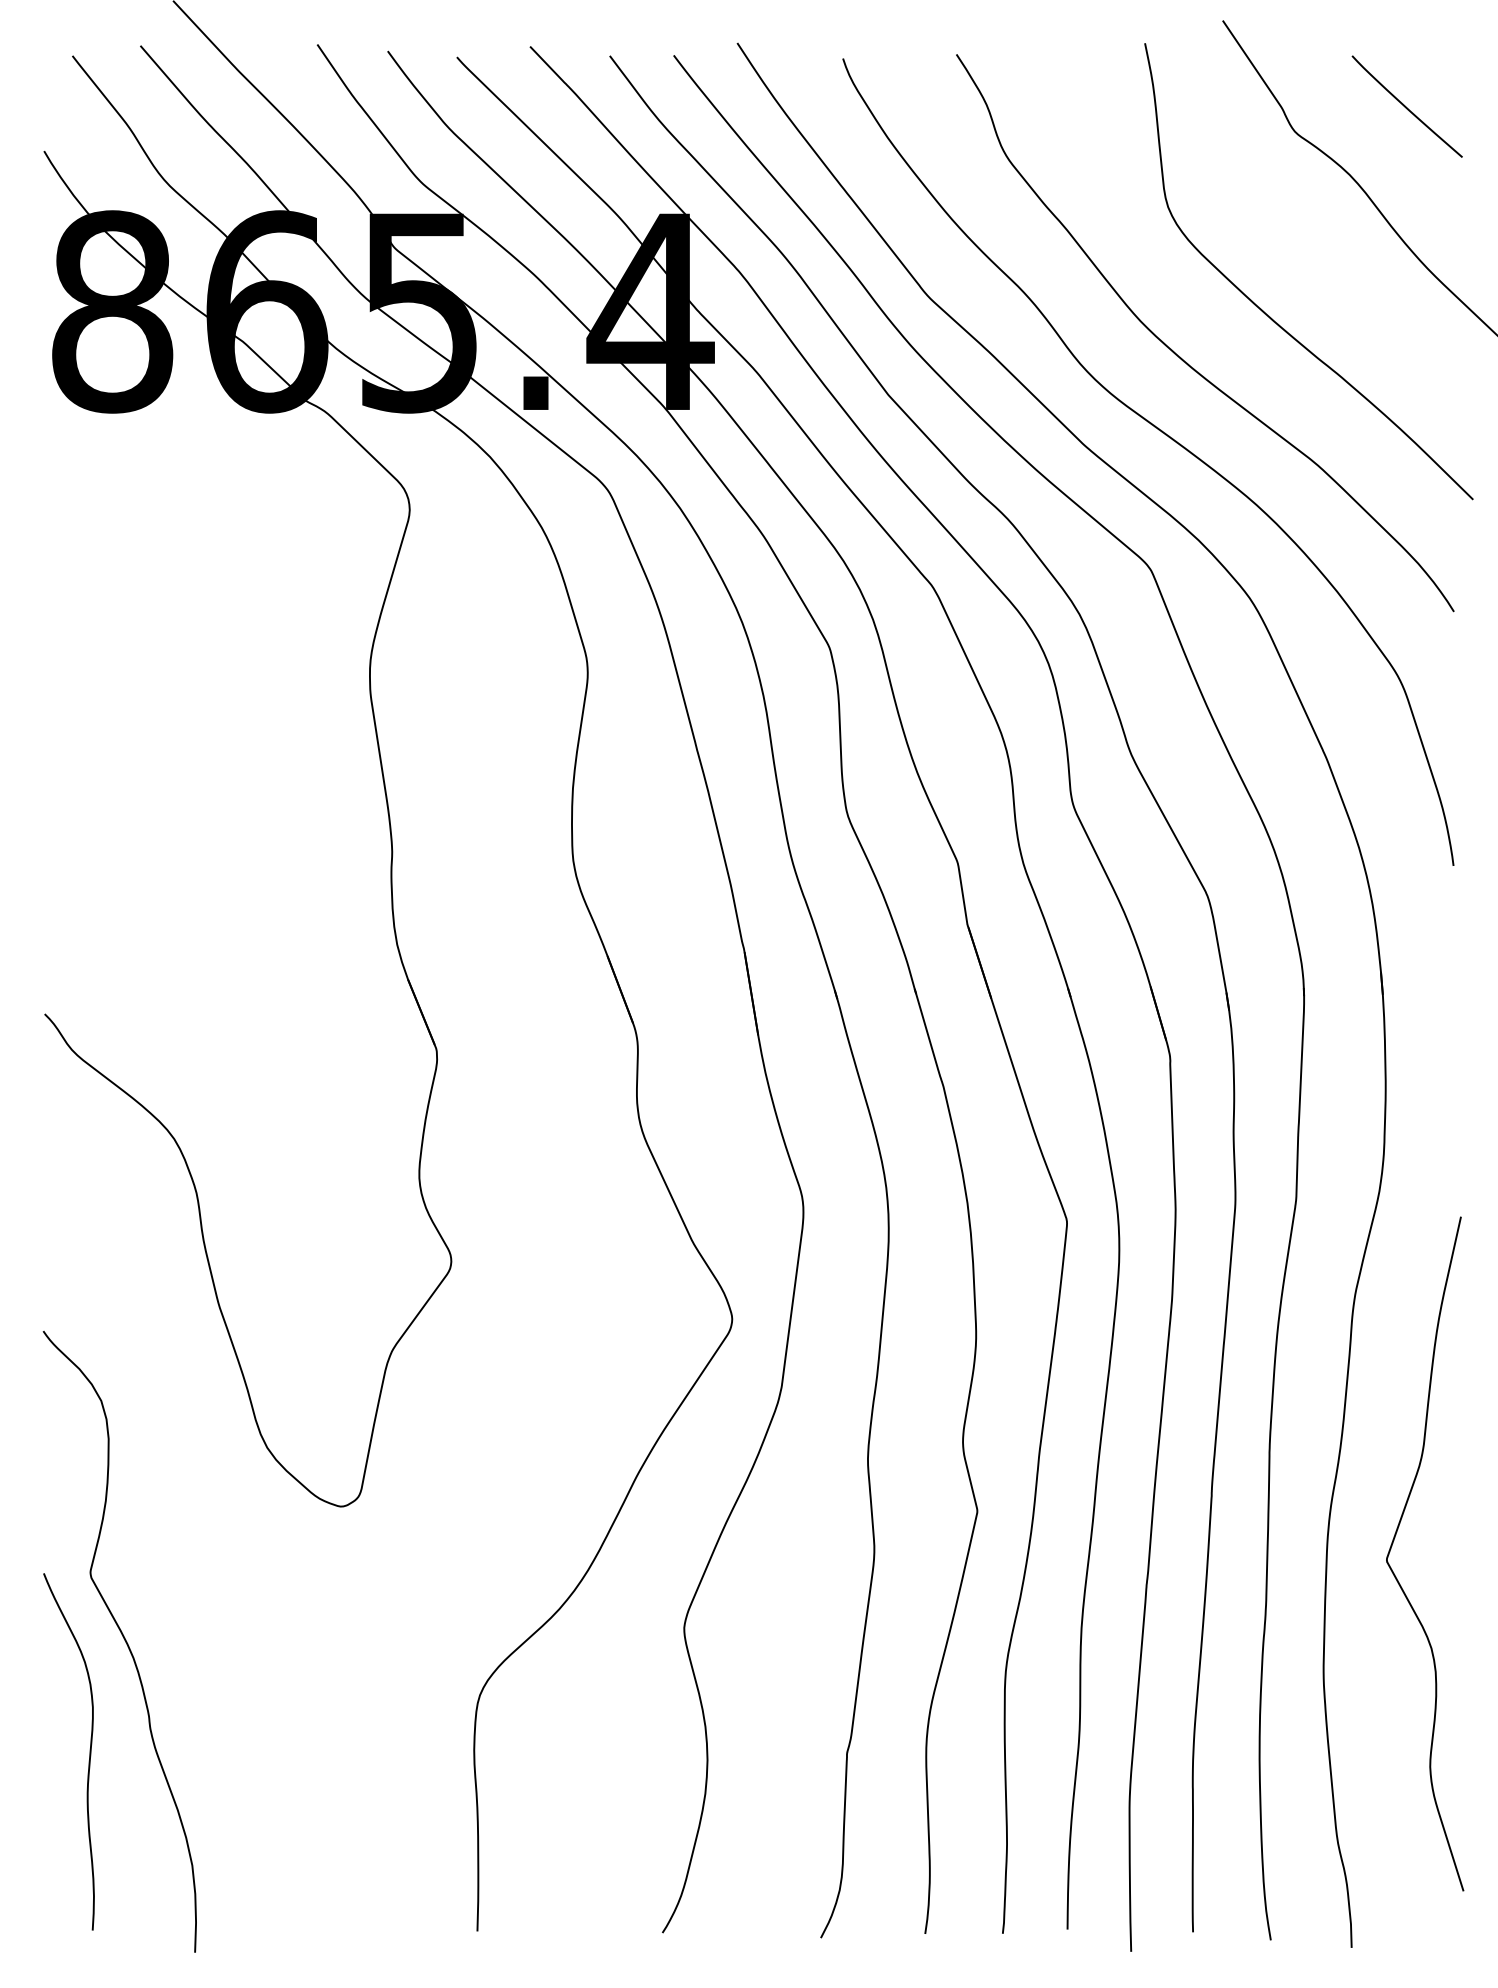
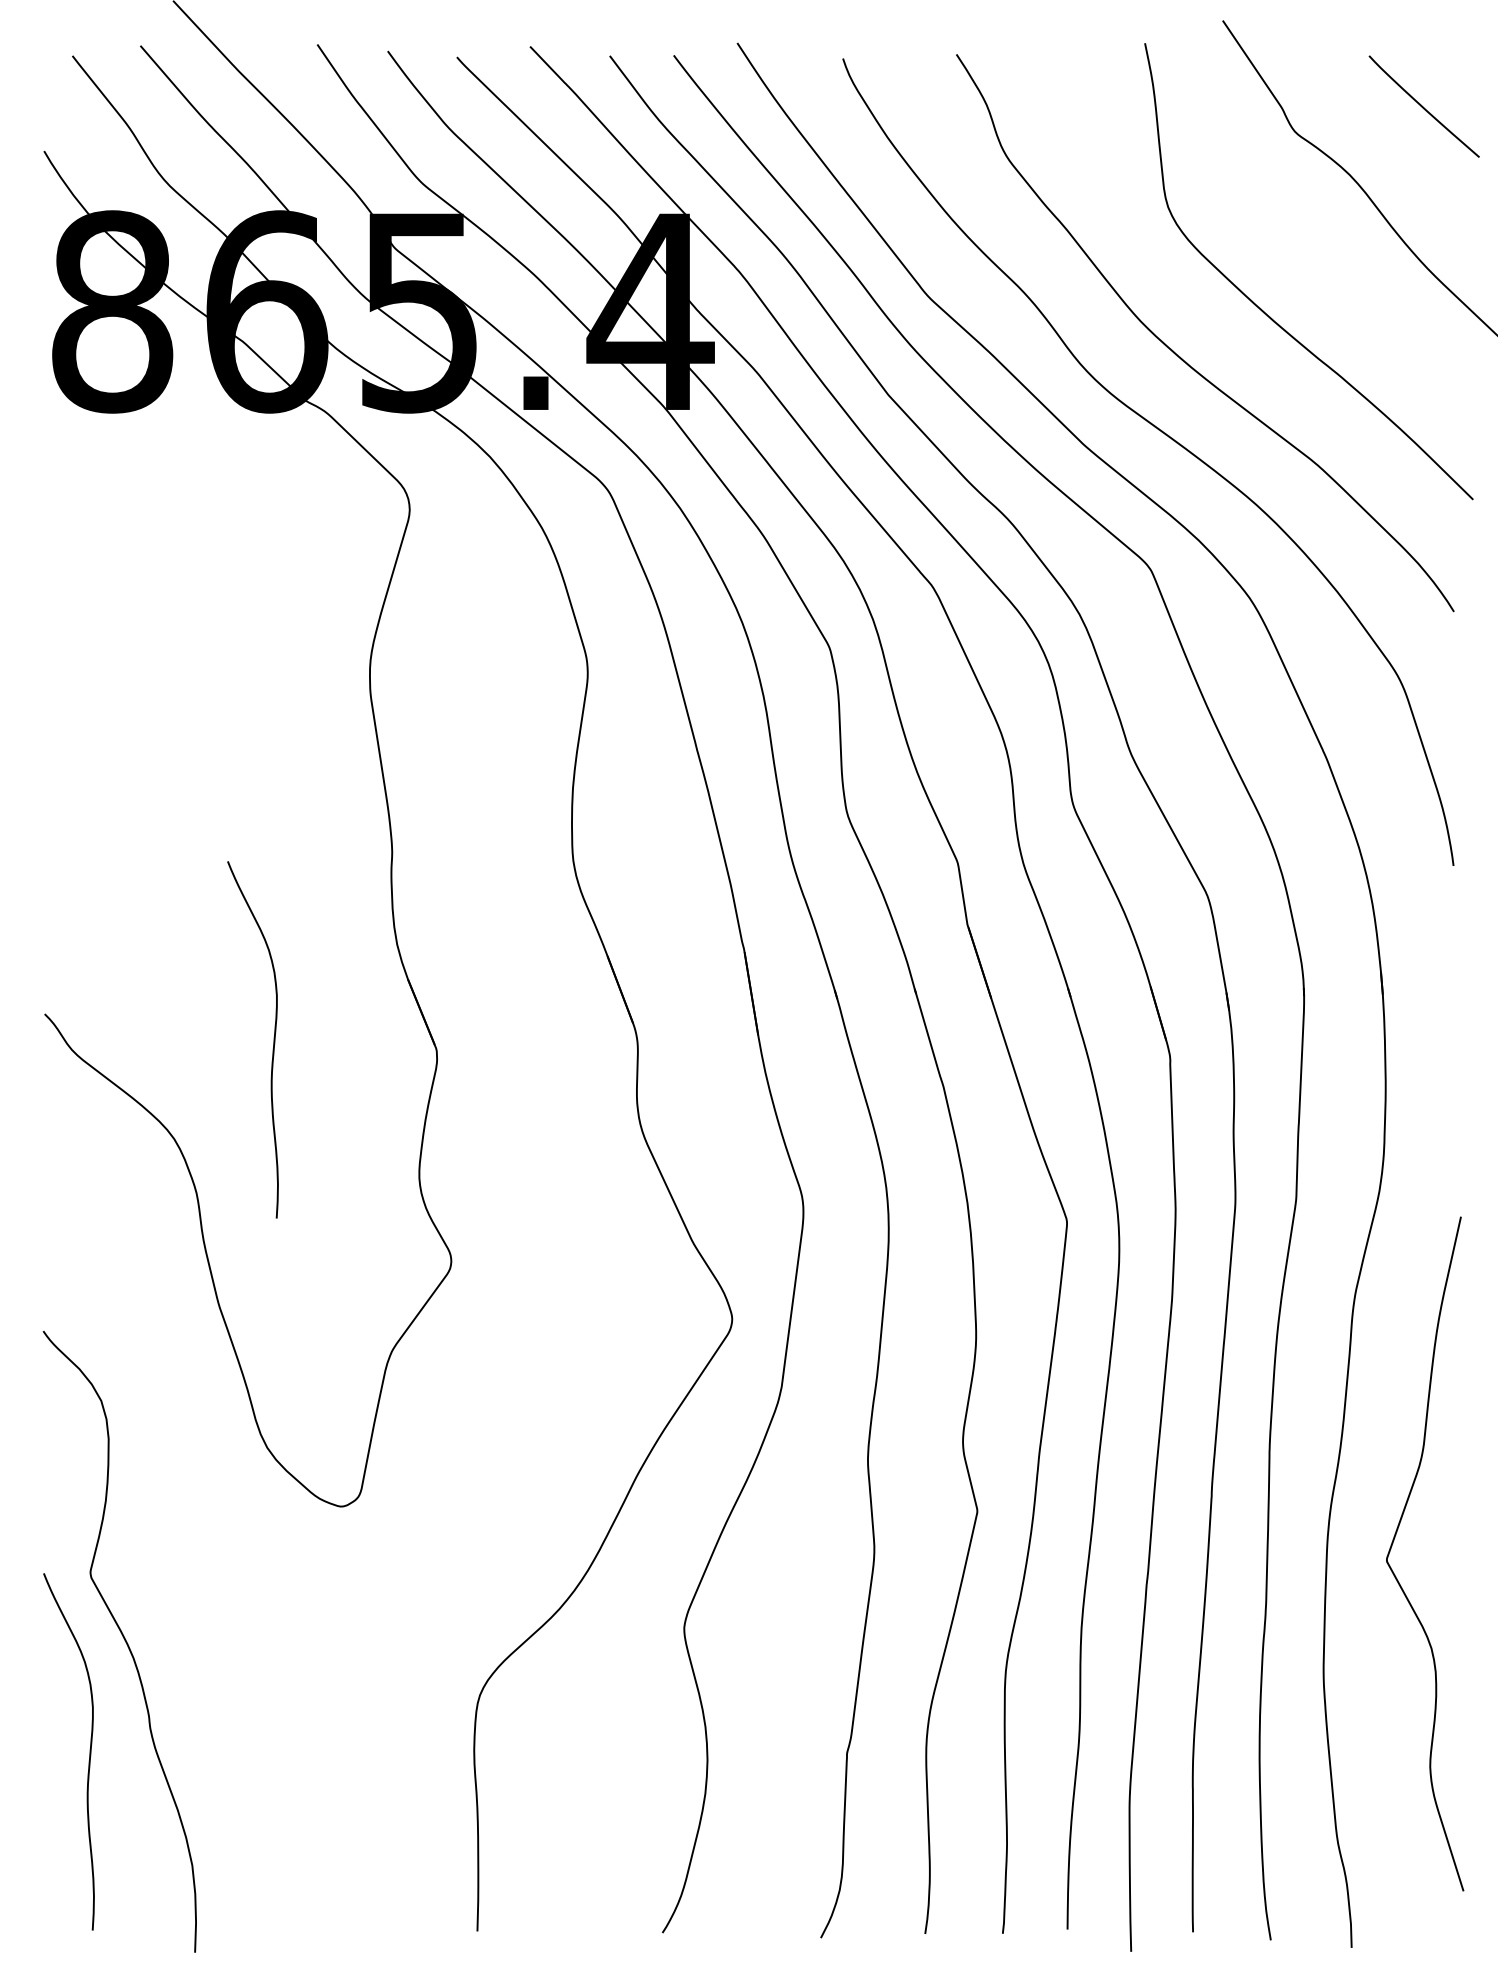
curve position: (1406, 106) -> (1423, 106) (1423, 106)
curve: none -> present (273, 1039)
